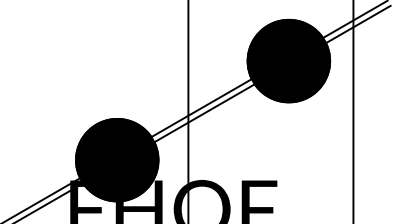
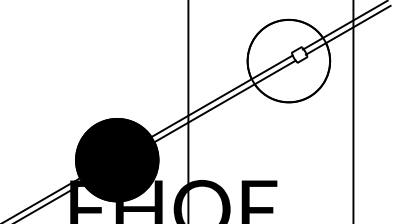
fill: present -> none (288, 60)
